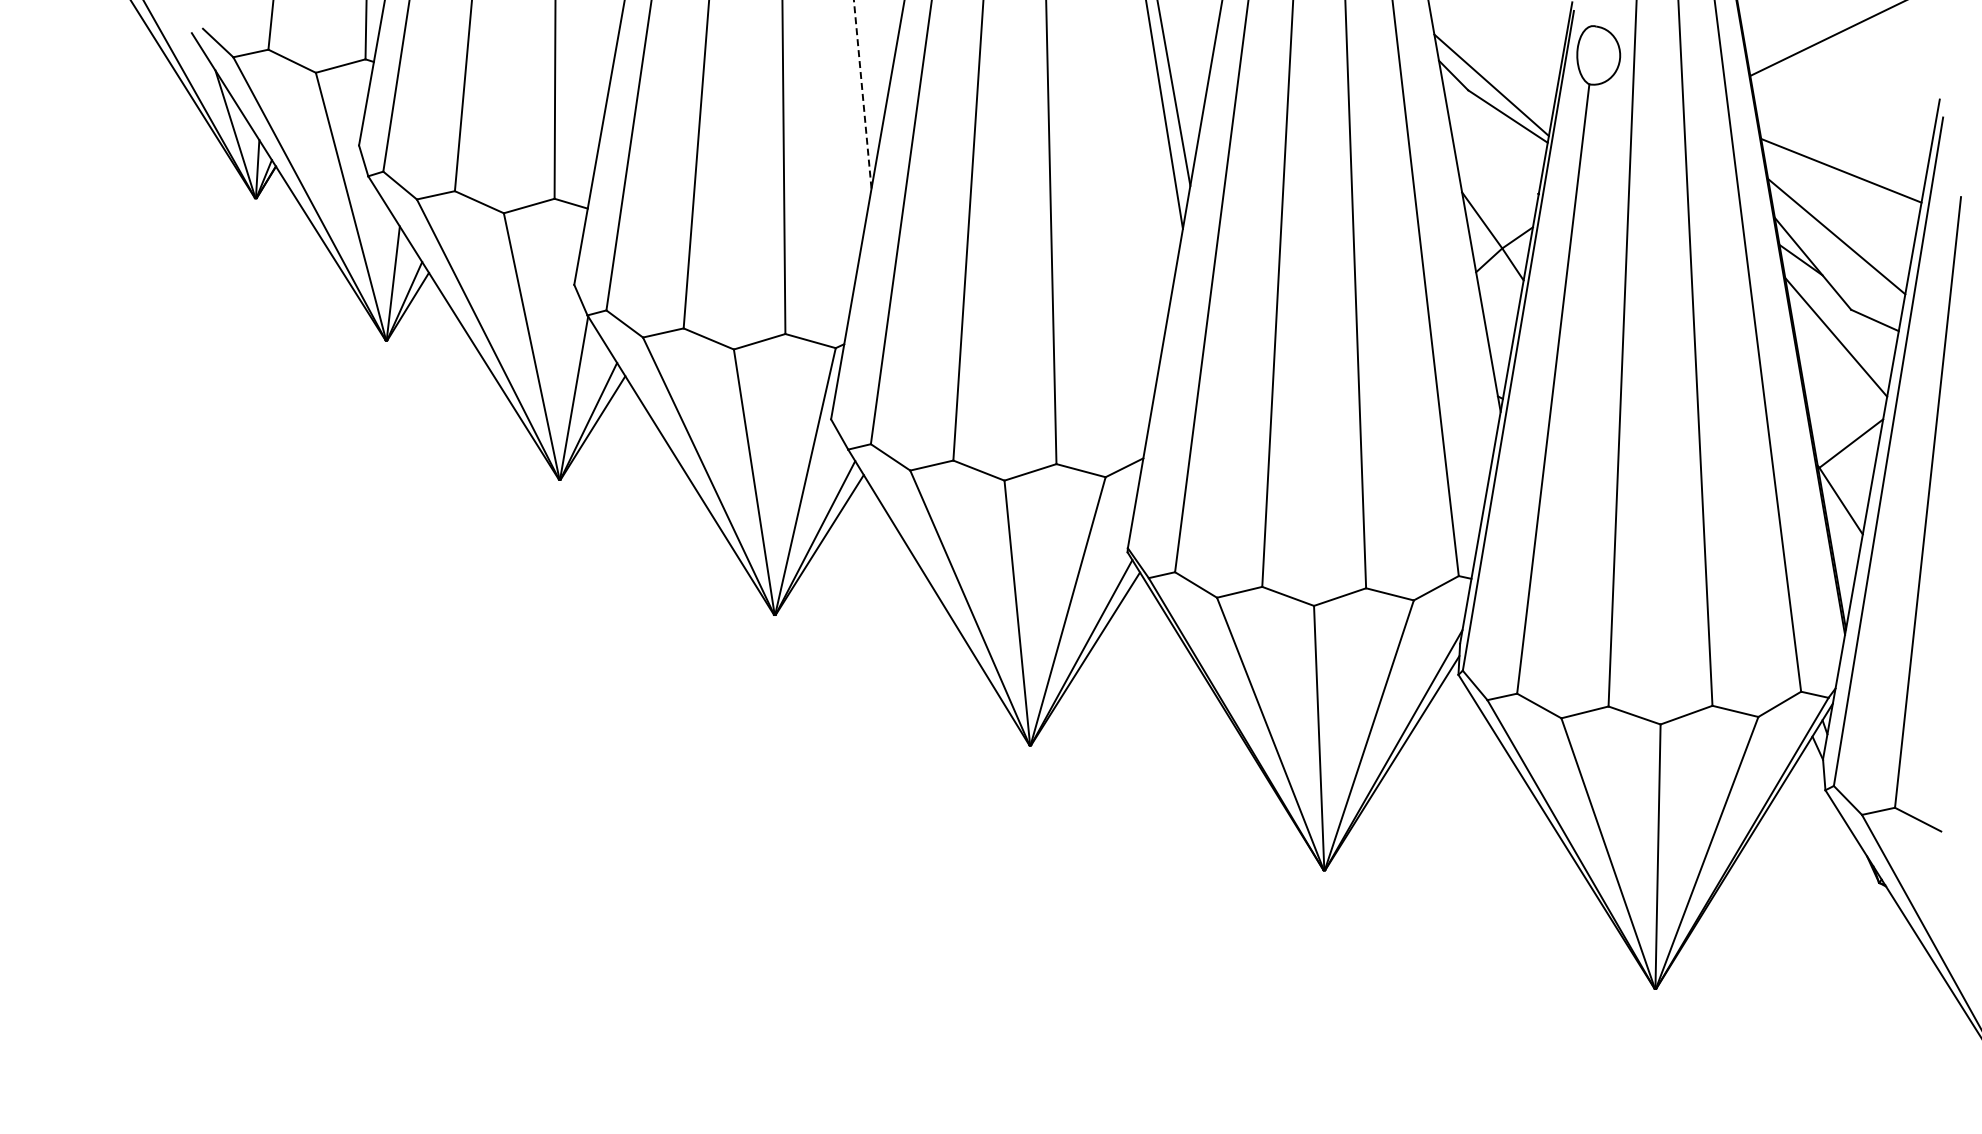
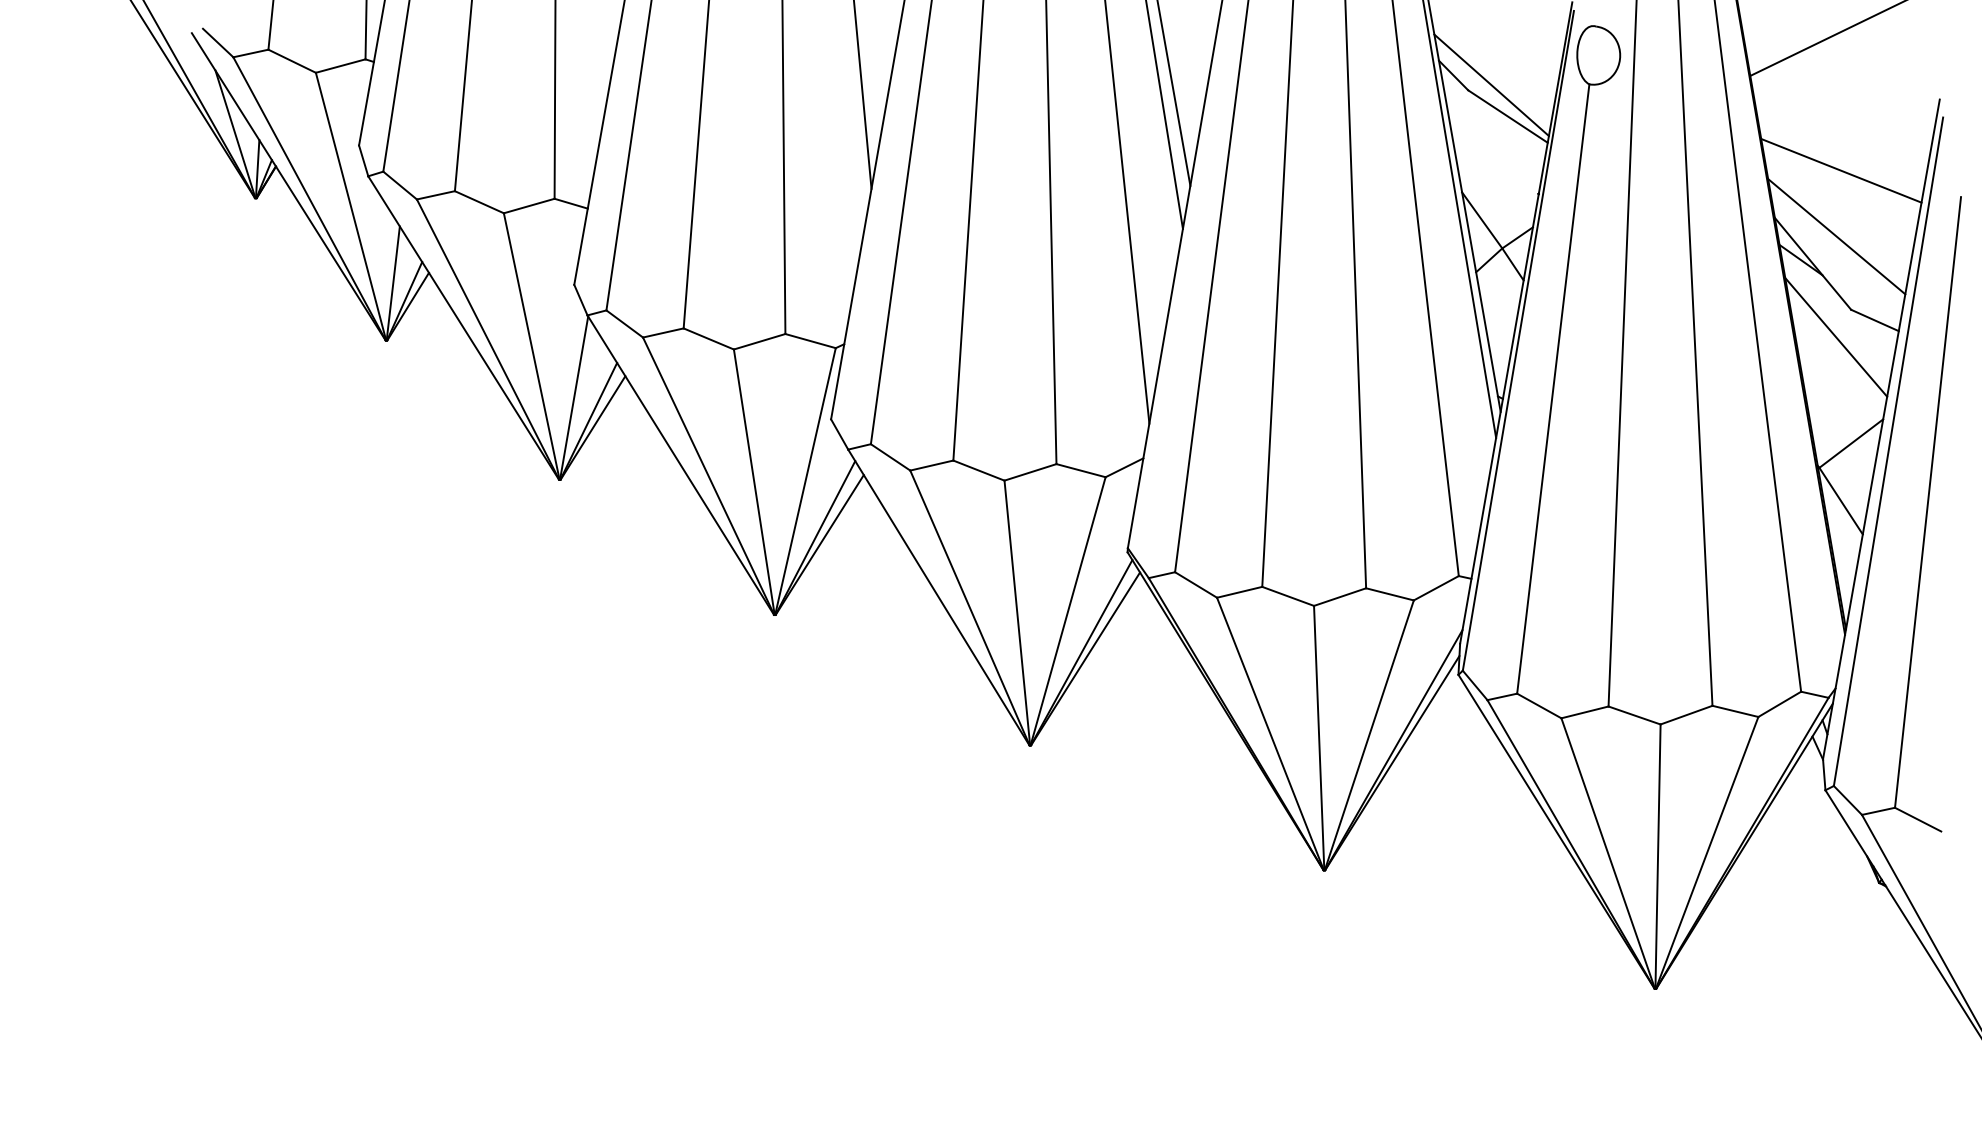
line: dashed -> solid (862, 95)
line: none -> present (1127, 212)
line: none -> present (1459, 219)
